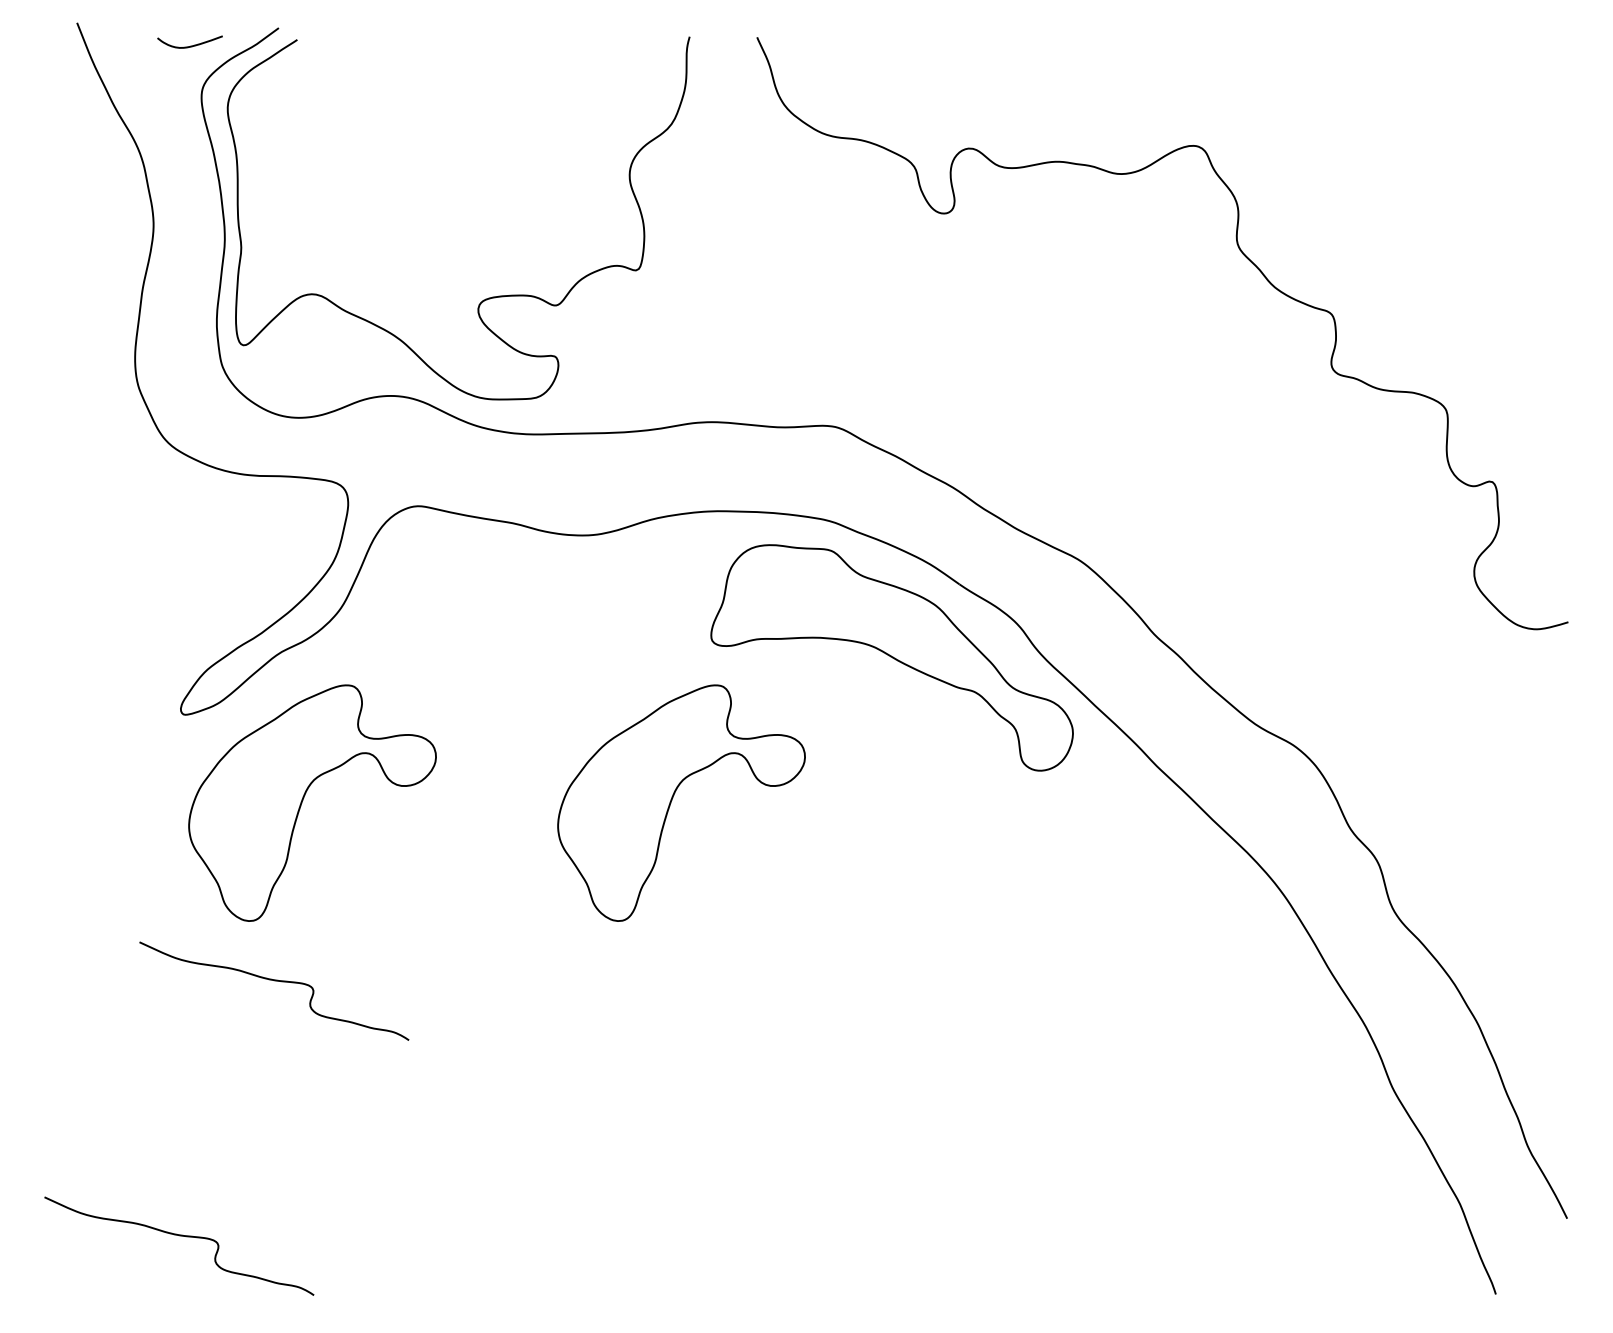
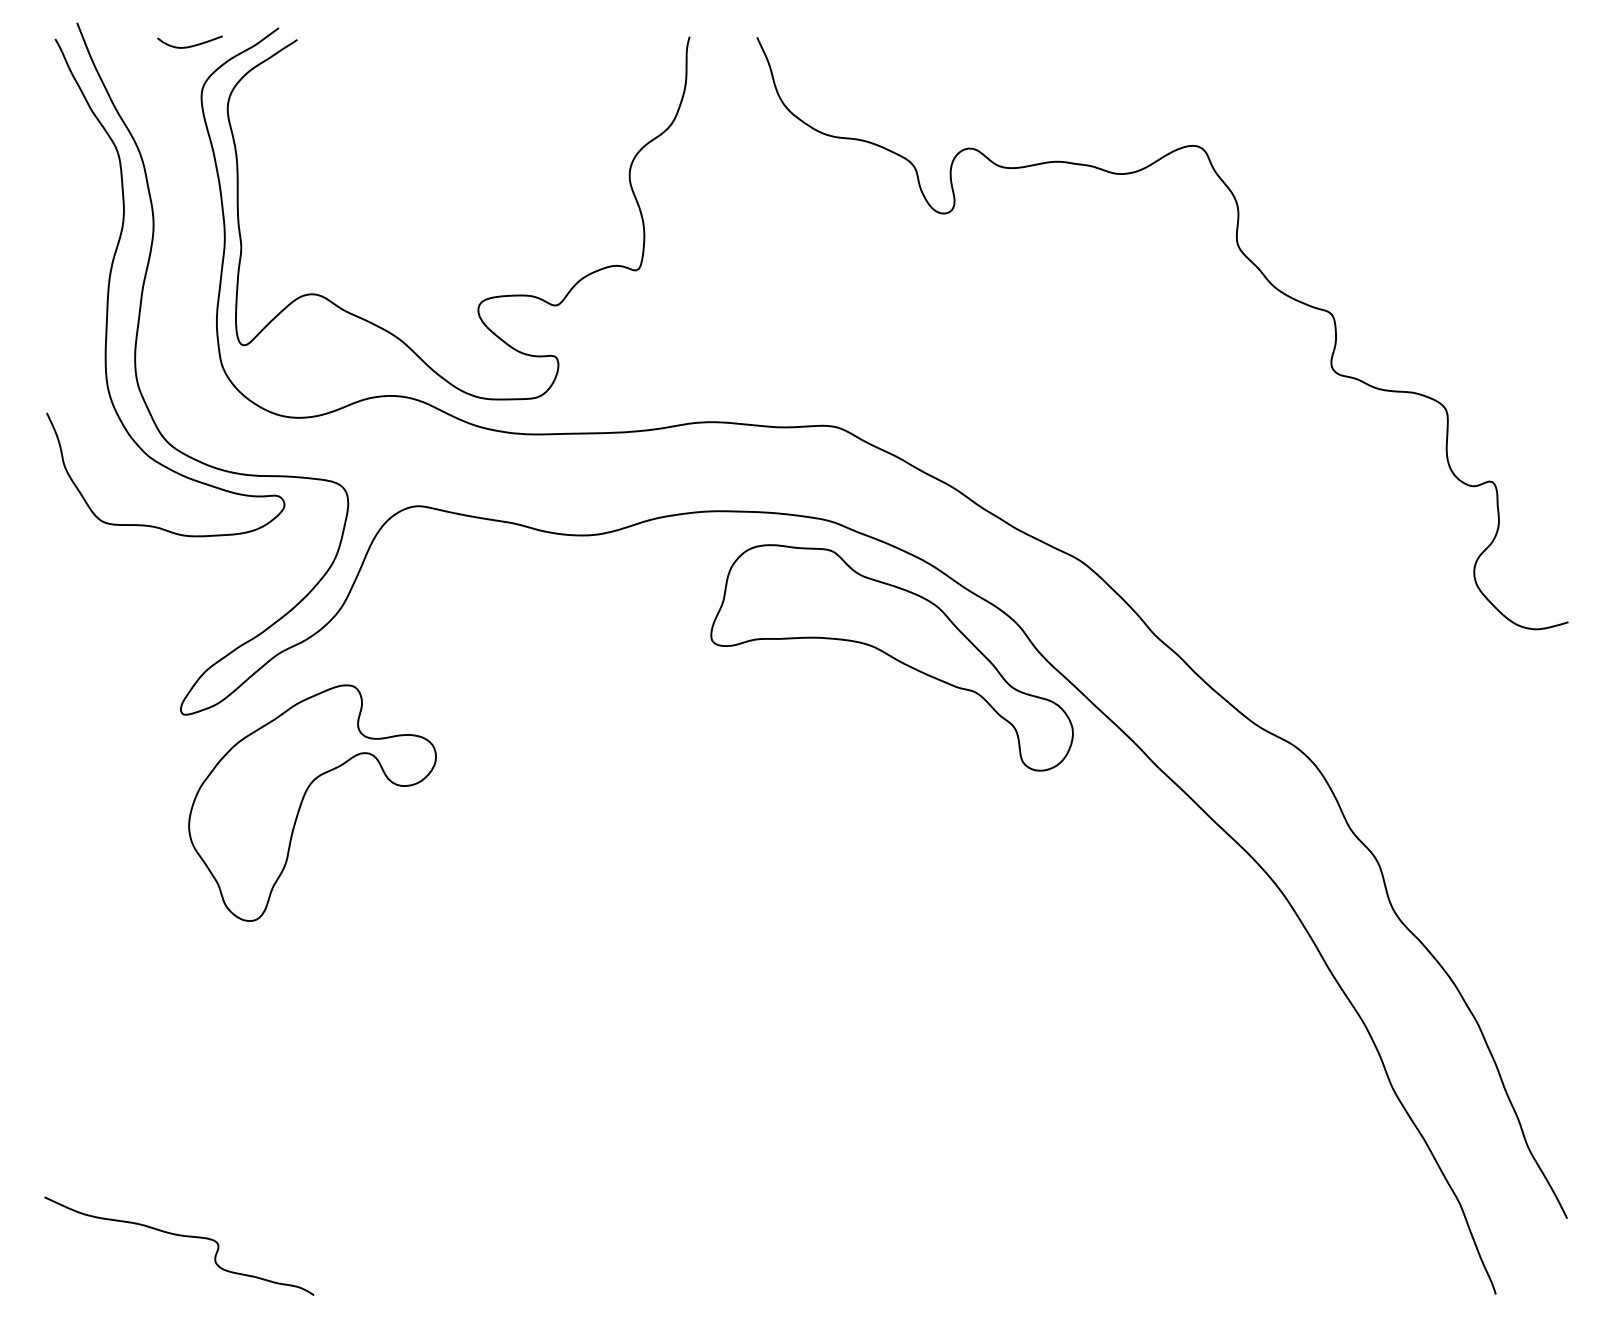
curve: none -> present (110, 282)
part: present -> none (672, 800)
curve: present -> none (274, 981)
